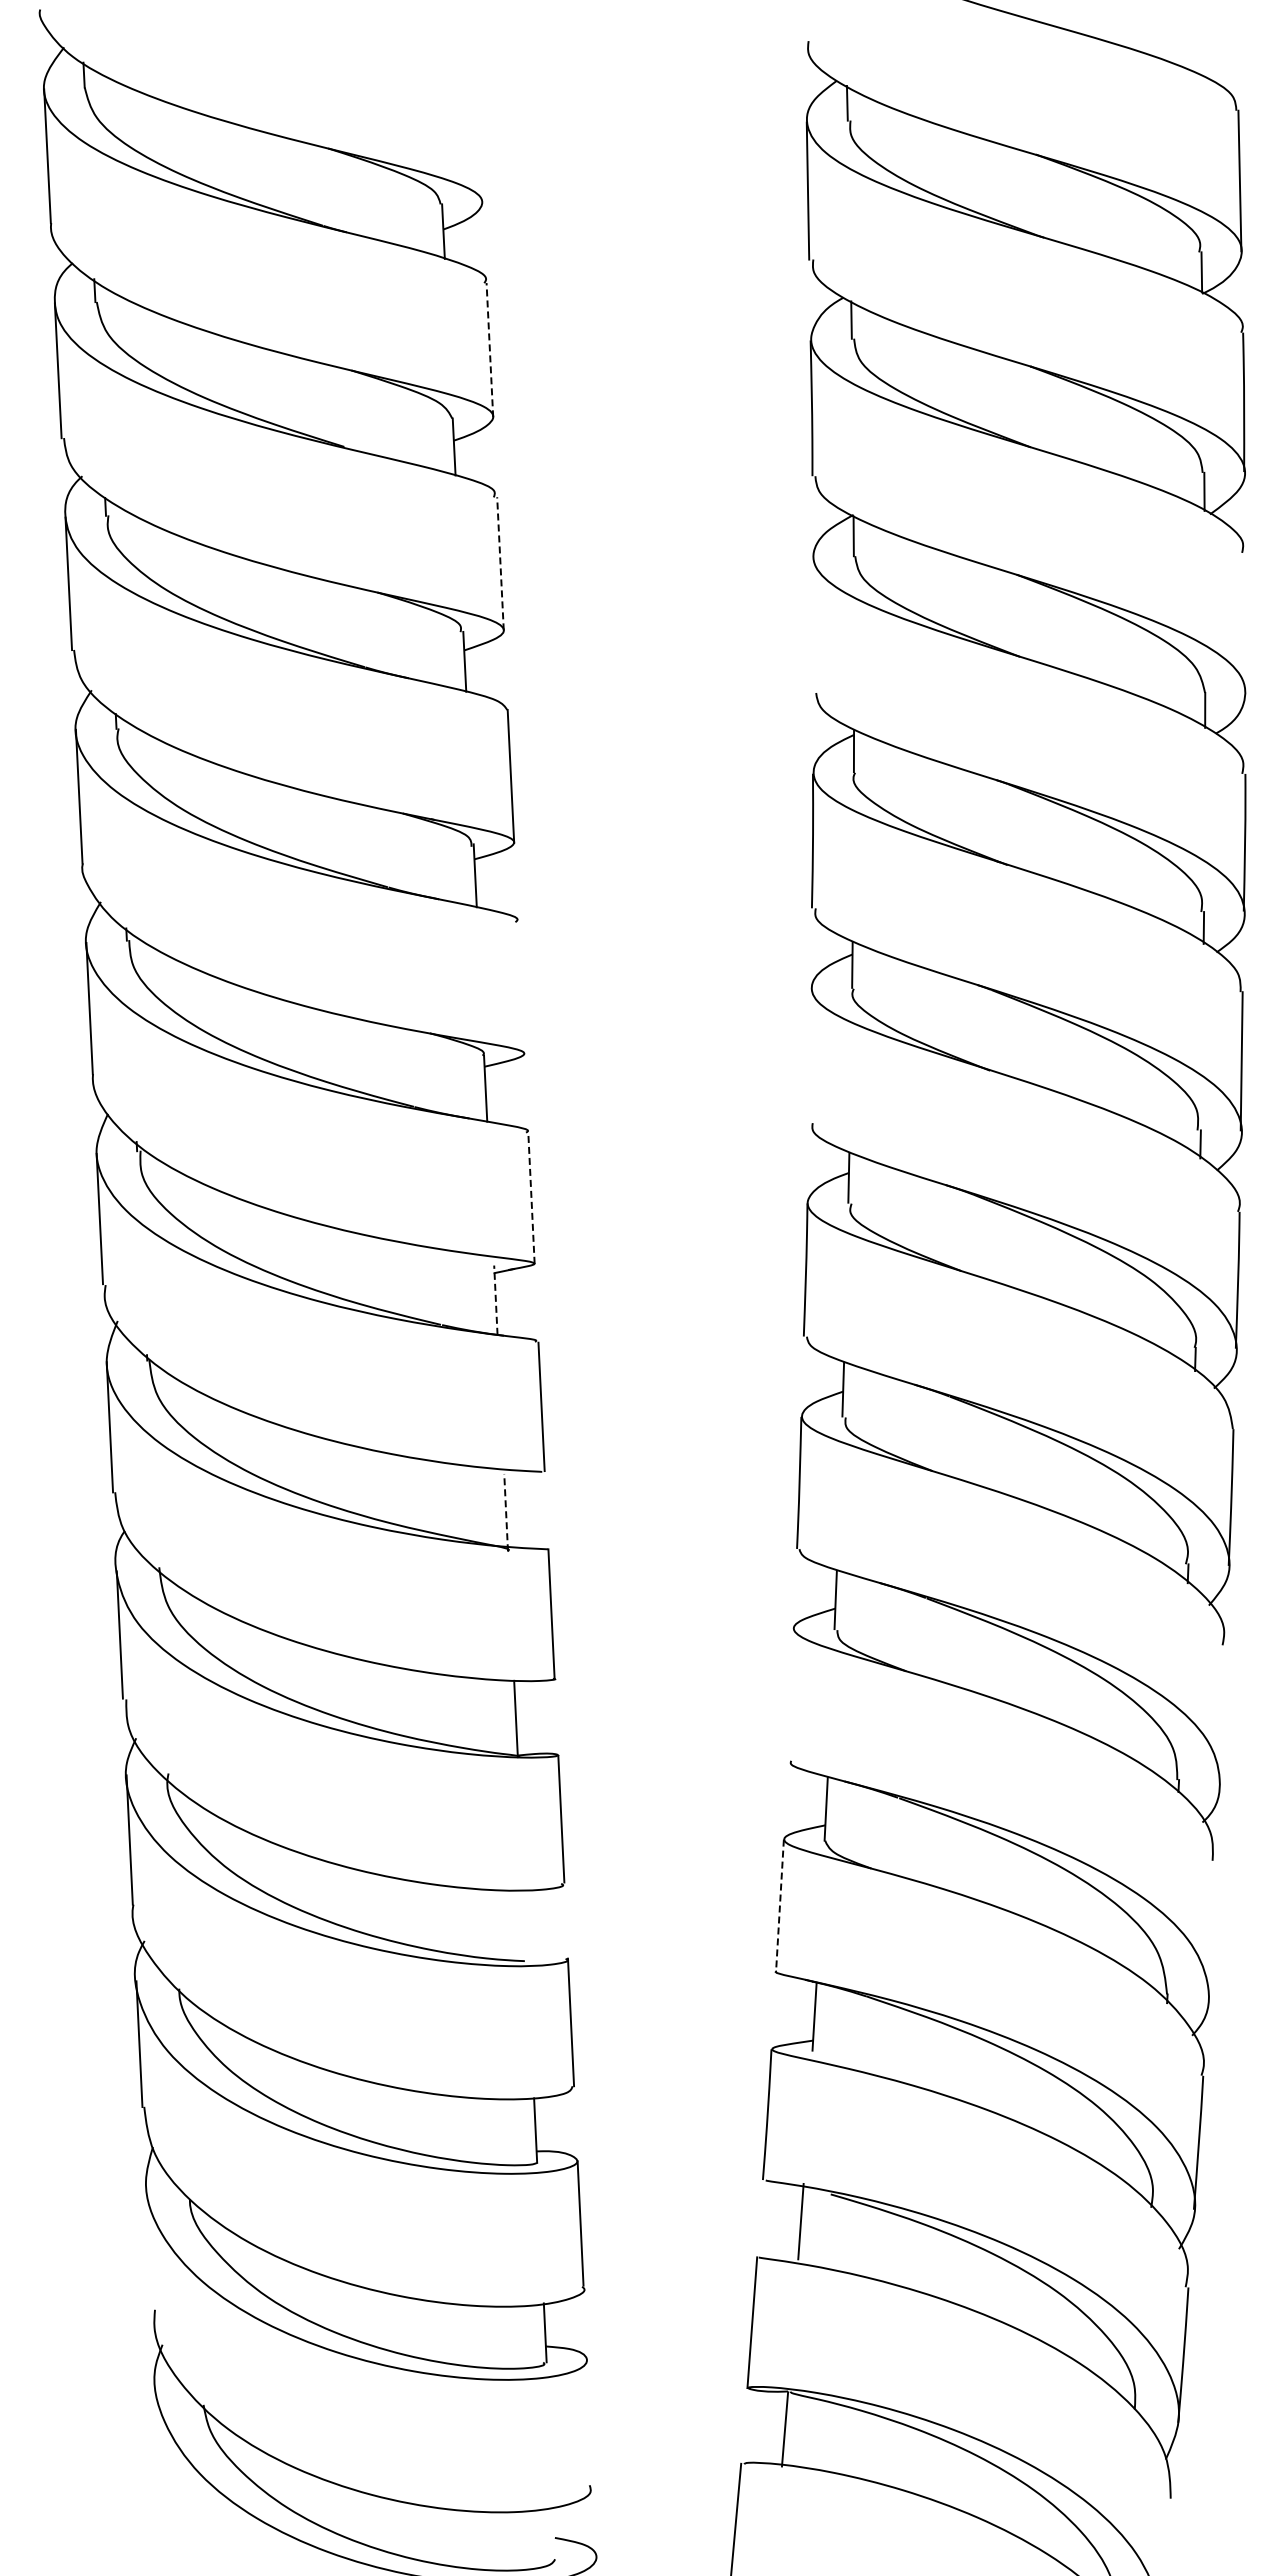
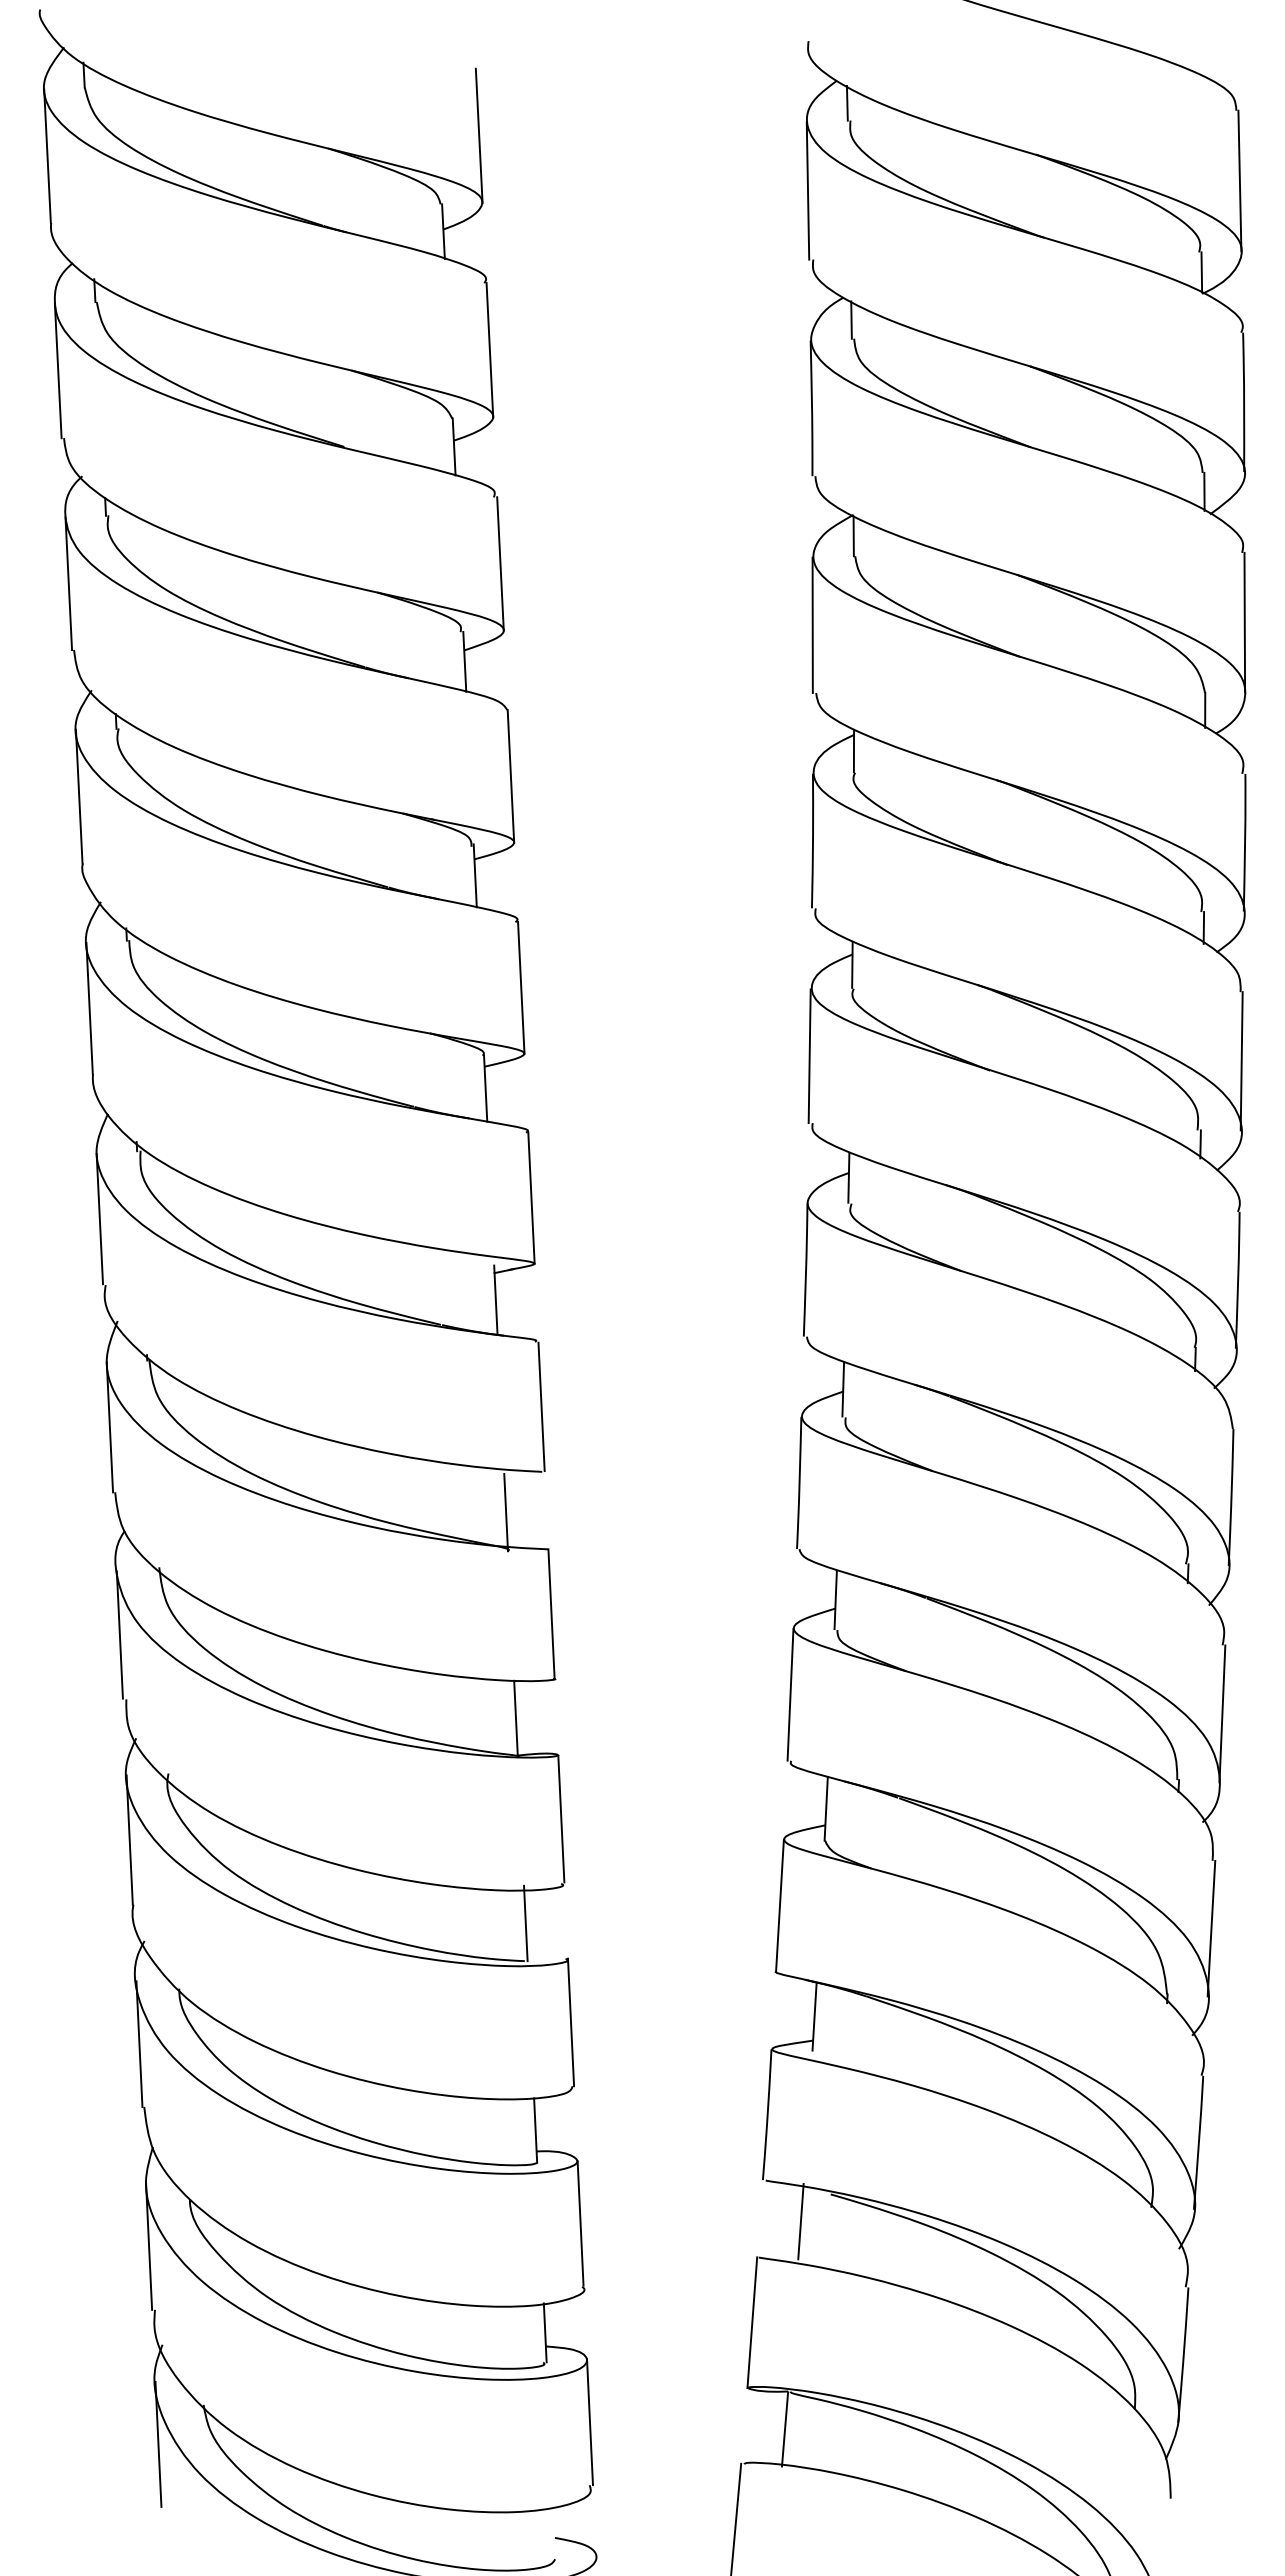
line: none -> present (478, 135)
line: dashed -> solid (489, 349)
line: dashed -> solid (500, 563)
line: none -> present (1244, 622)
line: none -> present (812, 624)
line: none -> present (521, 987)
line: none -> present (809, 1056)
line: dashed -> solid (531, 1198)
line: dashed -> solid (495, 1300)
line: dashed -> solid (506, 1512)
line: none -> present (790, 1694)
line: none -> present (1222, 1713)
line: dashed -> solid (779, 1905)
line: none -> present (525, 1923)
line: none -> present (1211, 1928)
line: none -> present (148, 2245)
line: none -> present (589, 2422)
line: none -> present (158, 2443)
